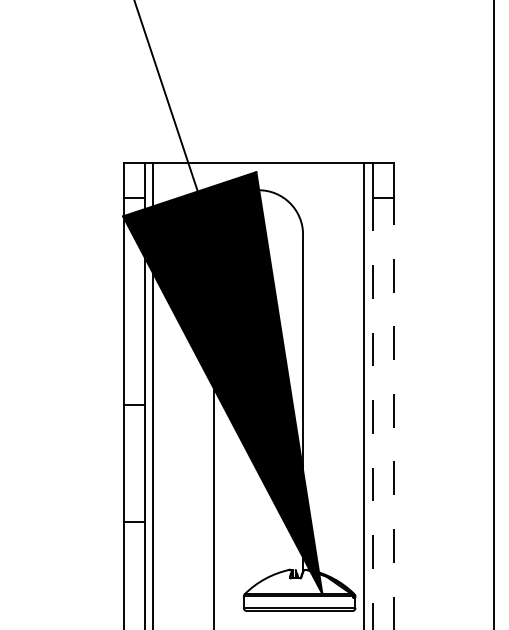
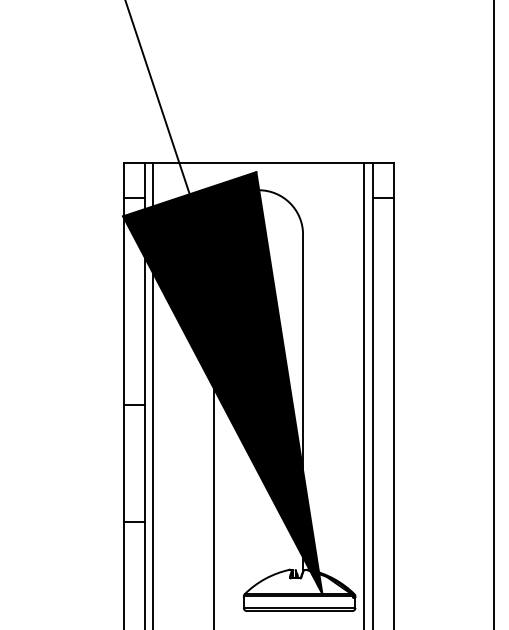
line position: (166, 96) -> (157, 98) (157, 98)
line: dashed -> solid (372, 413)
line: dashed -> solid (393, 413)
